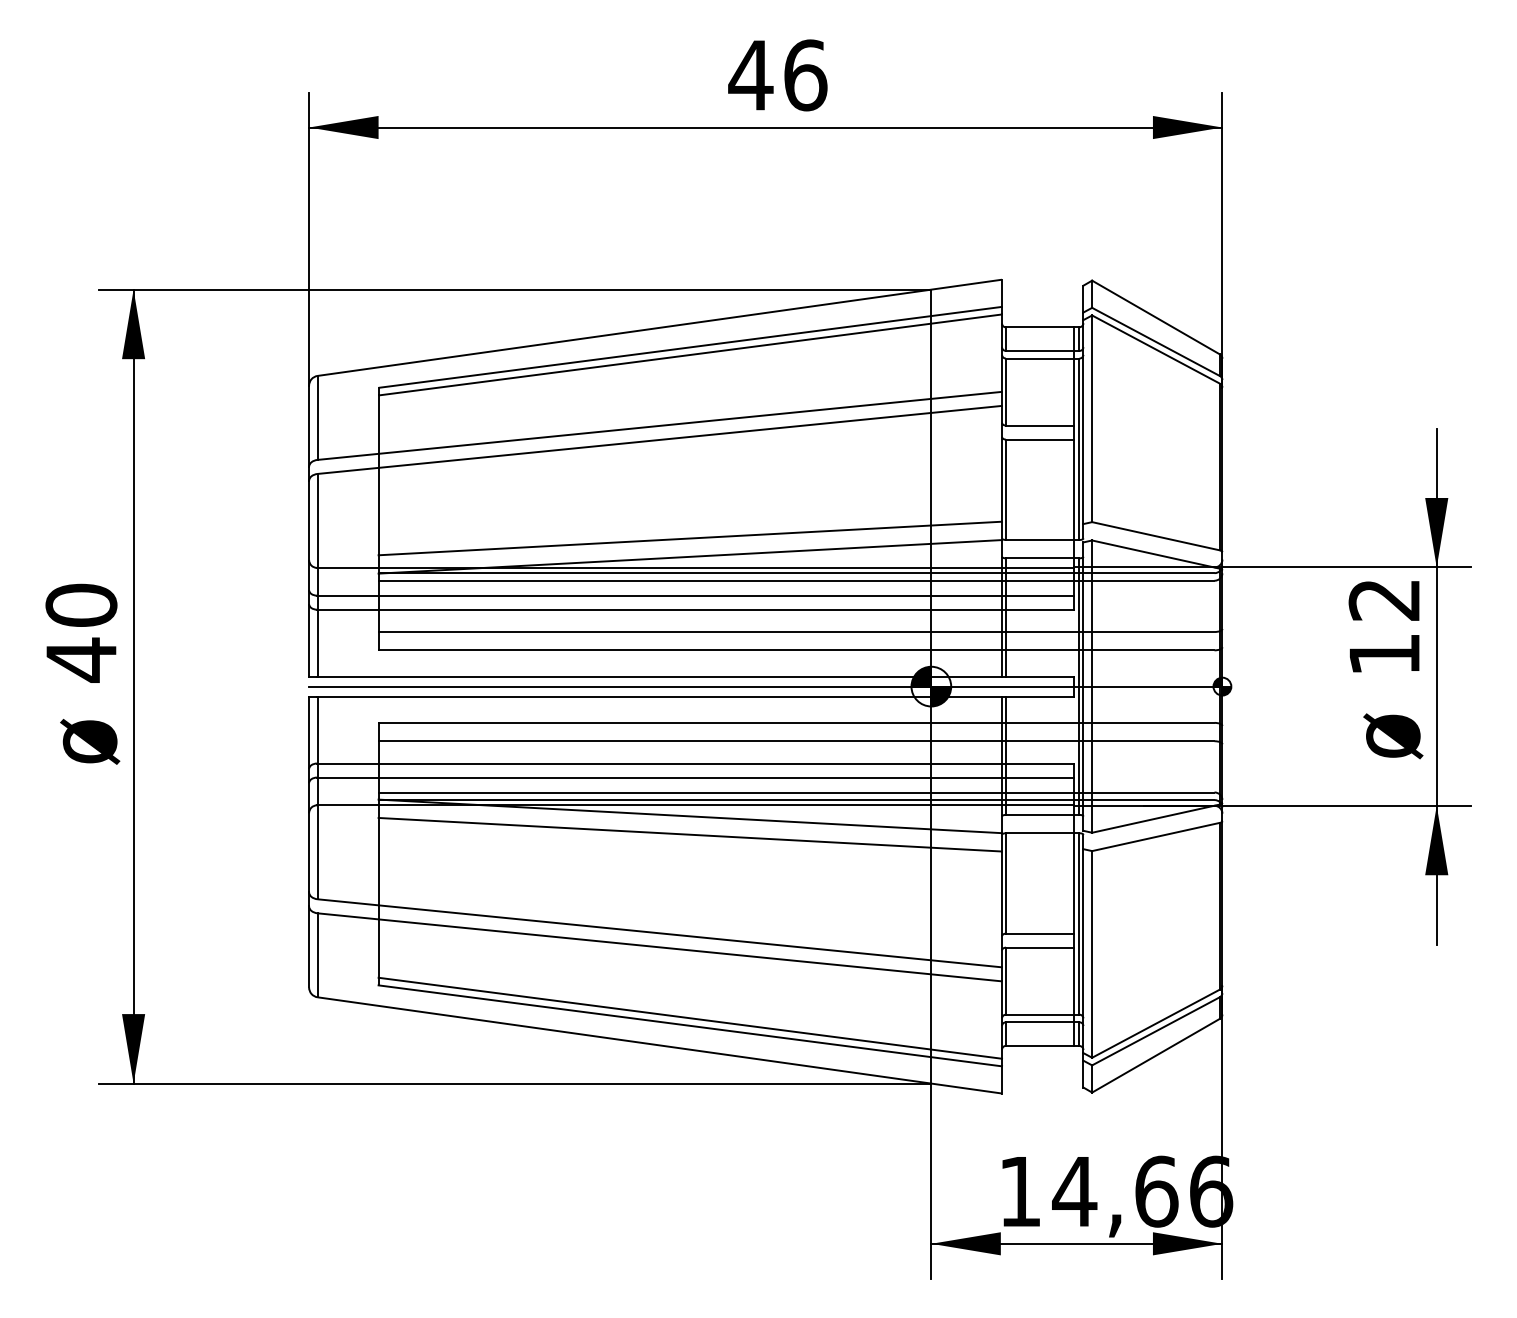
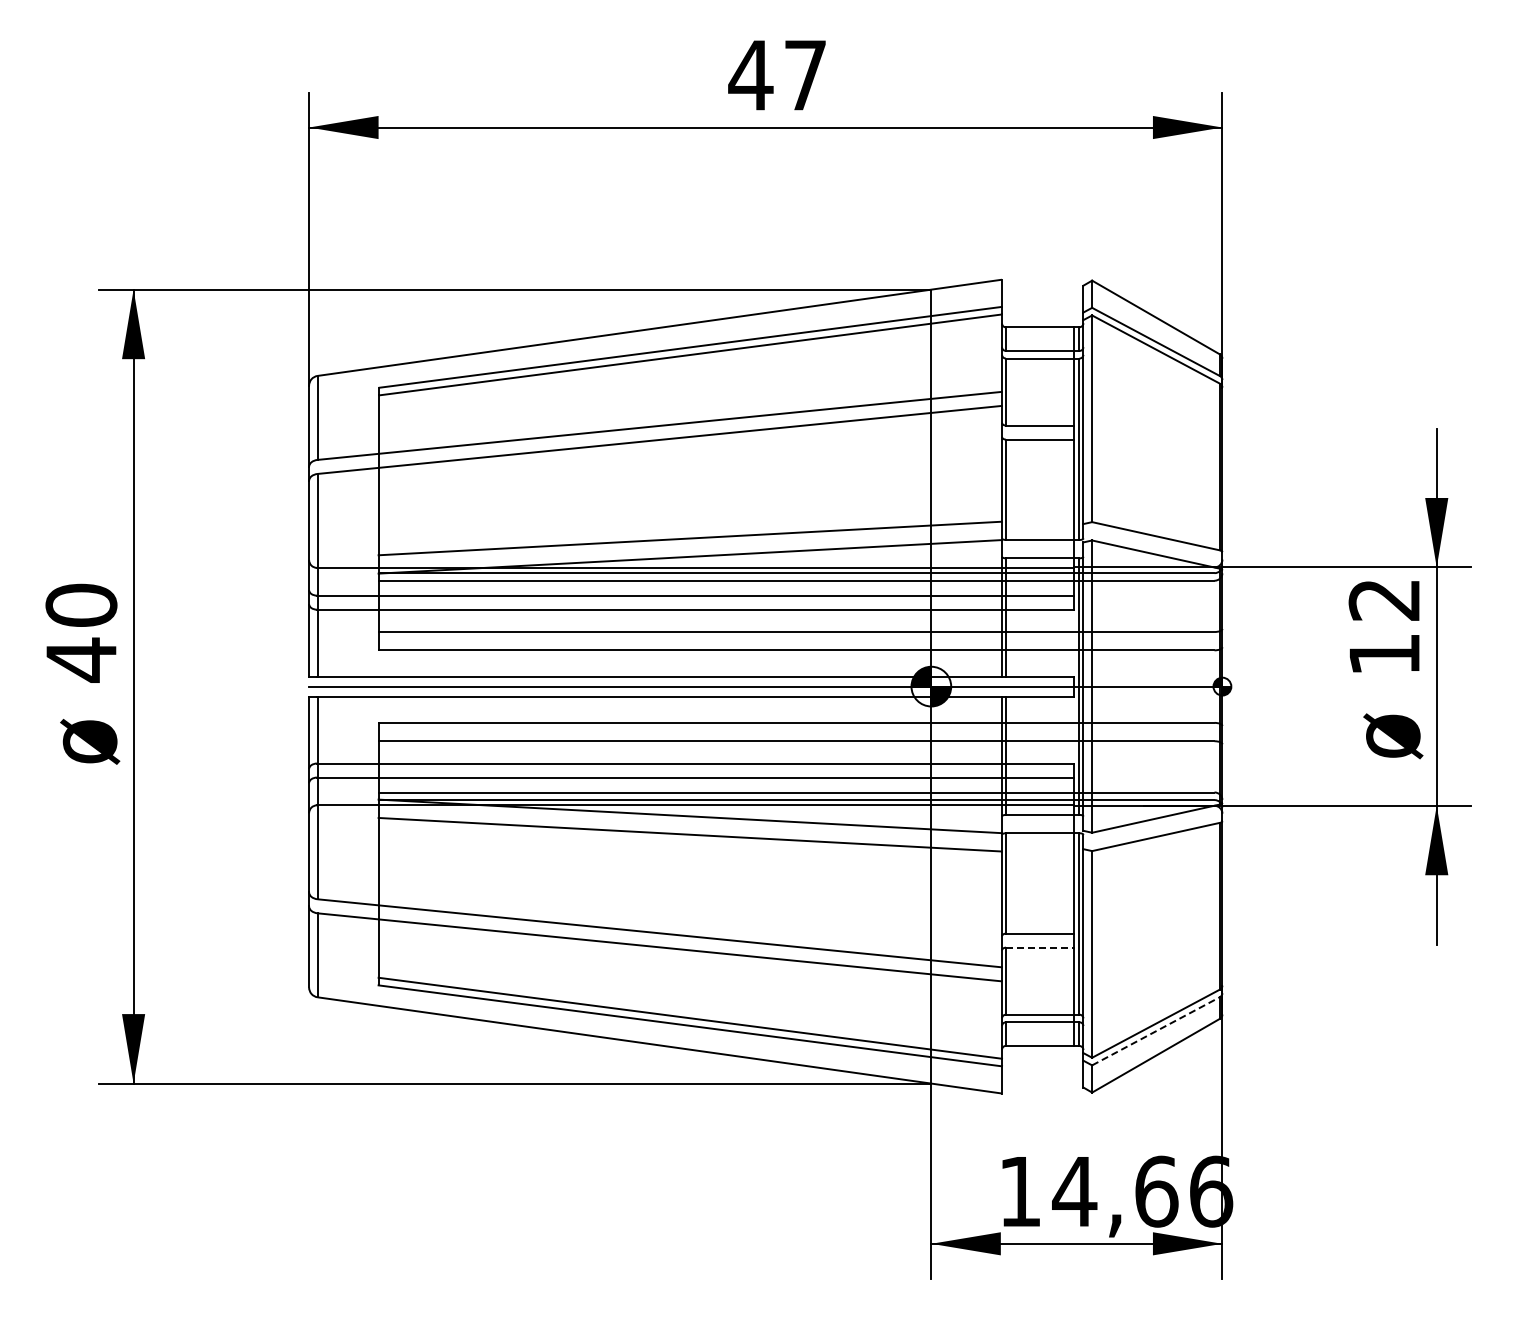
text: 46 -> 47 (805, 75)
line: solid -> dashed (1039, 947)
line: solid -> dashed (1156, 1031)
